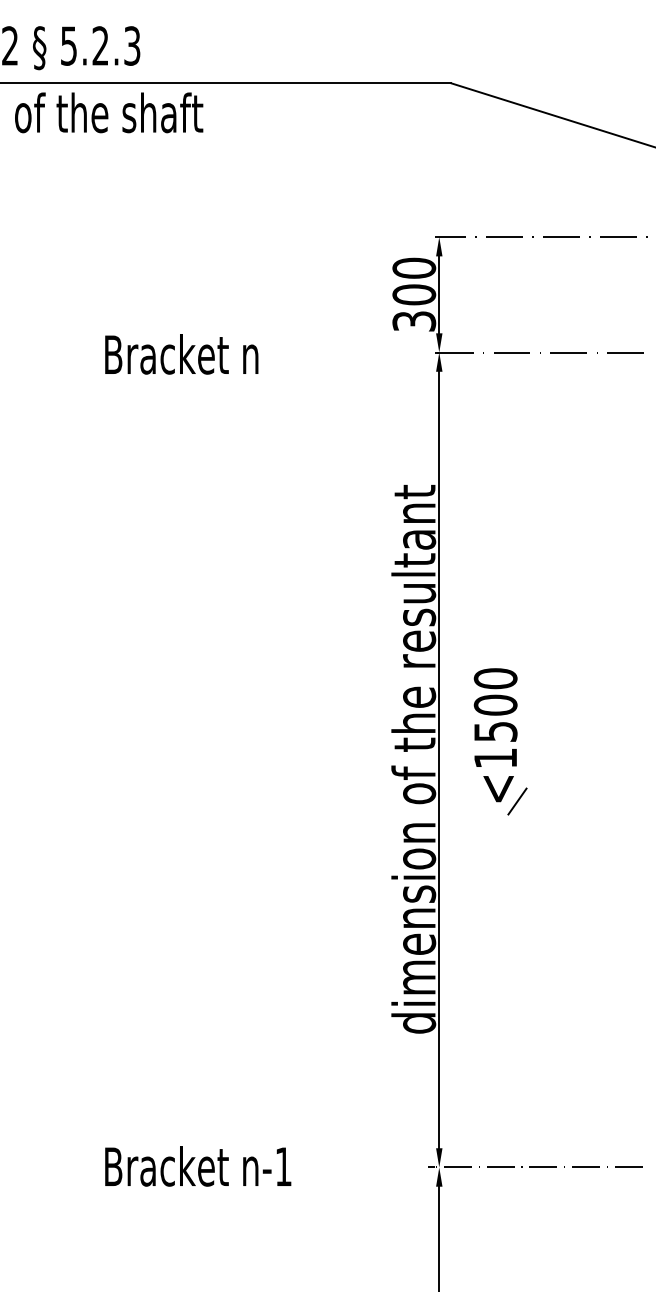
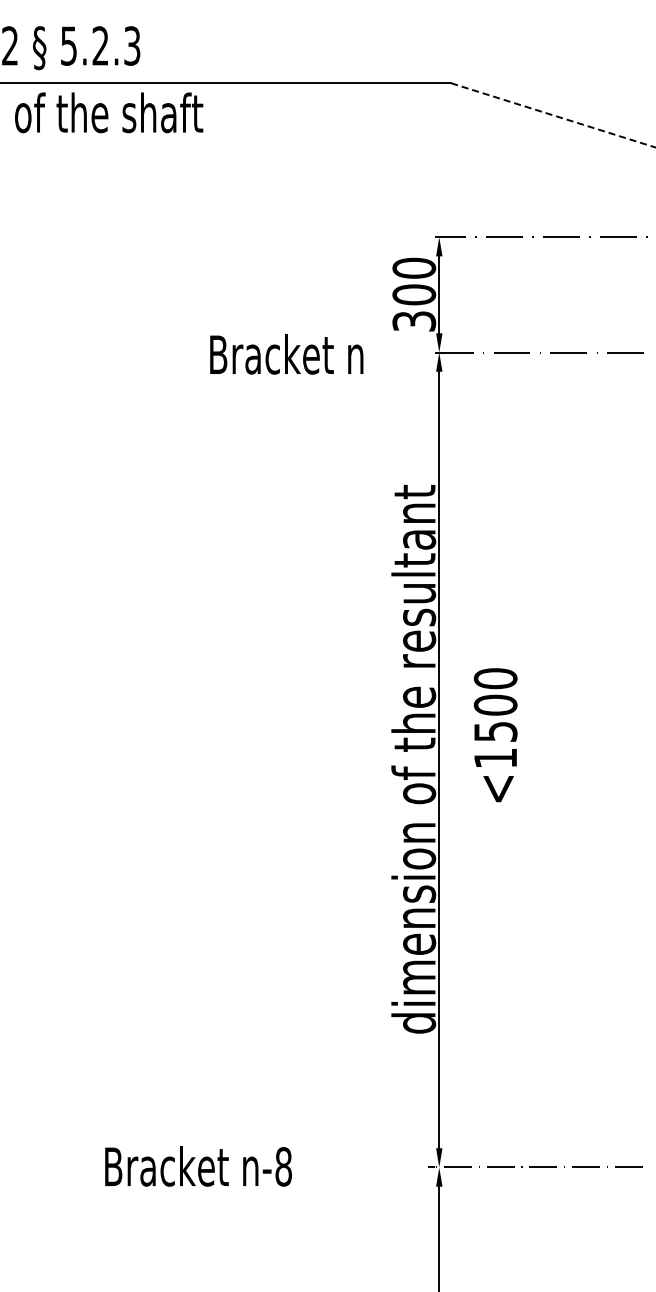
line: solid -> dashed (553, 115)
text position: (181, 354) -> (286, 354) (286, 354)
line: present -> none (517, 801)
text: n-1 -> n-8 (283, 1166)
